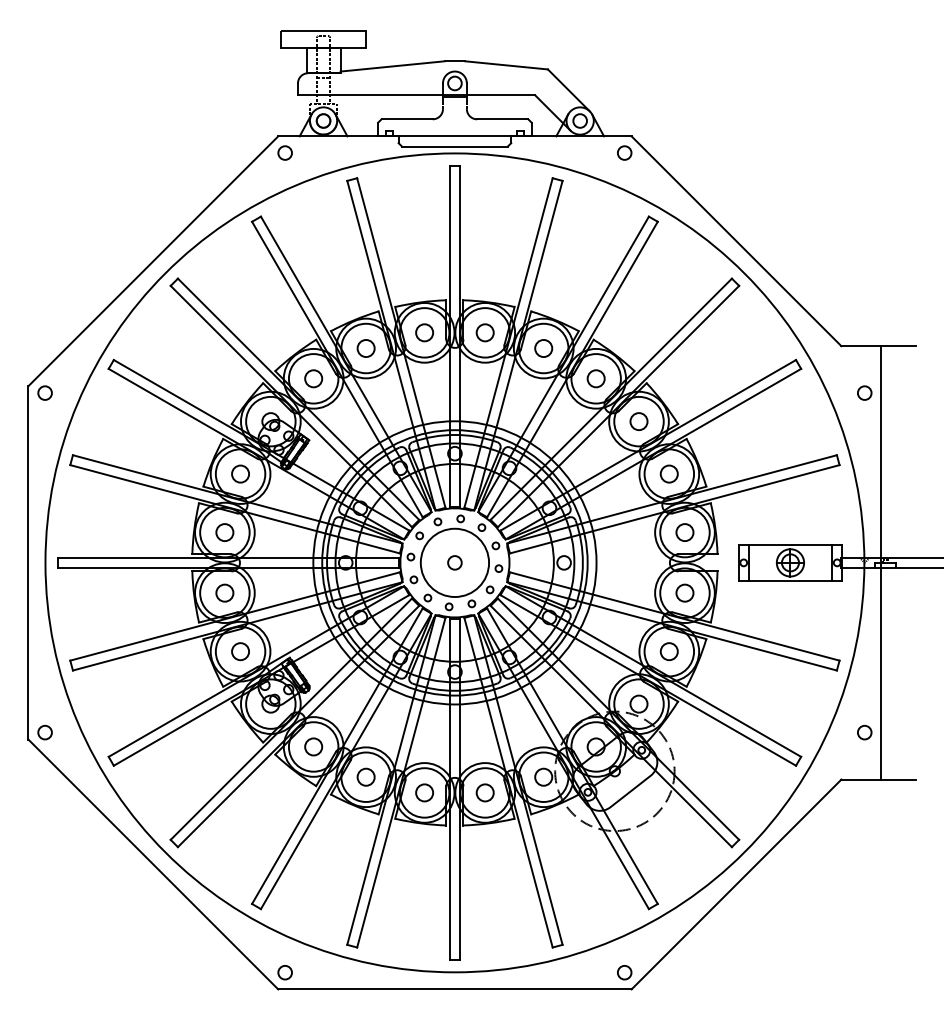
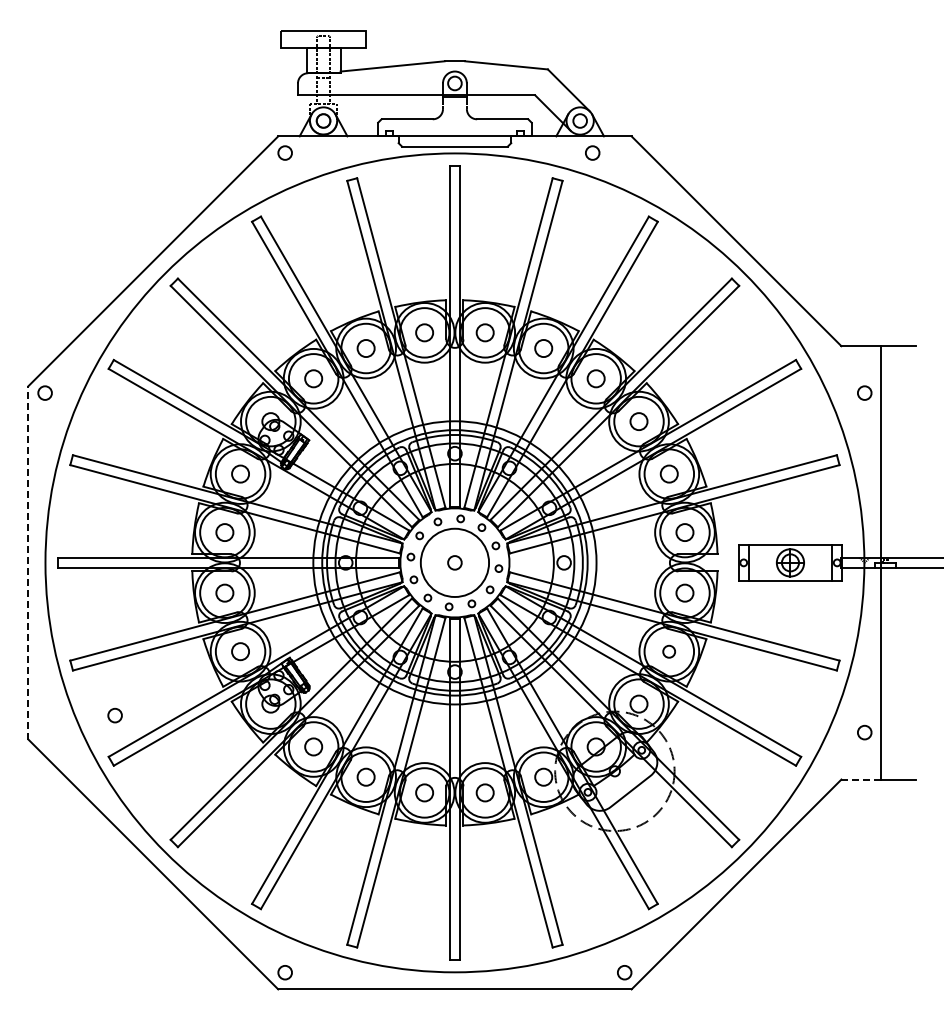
circle position: (624, 152) -> (592, 152) (592, 152)
line: solid -> dashed (28, 562)
circle size: 20x20 px -> 14x15 px (668, 651)
circle position: (44, 732) -> (114, 715) (114, 715)
line: solid -> dashed (861, 779)
